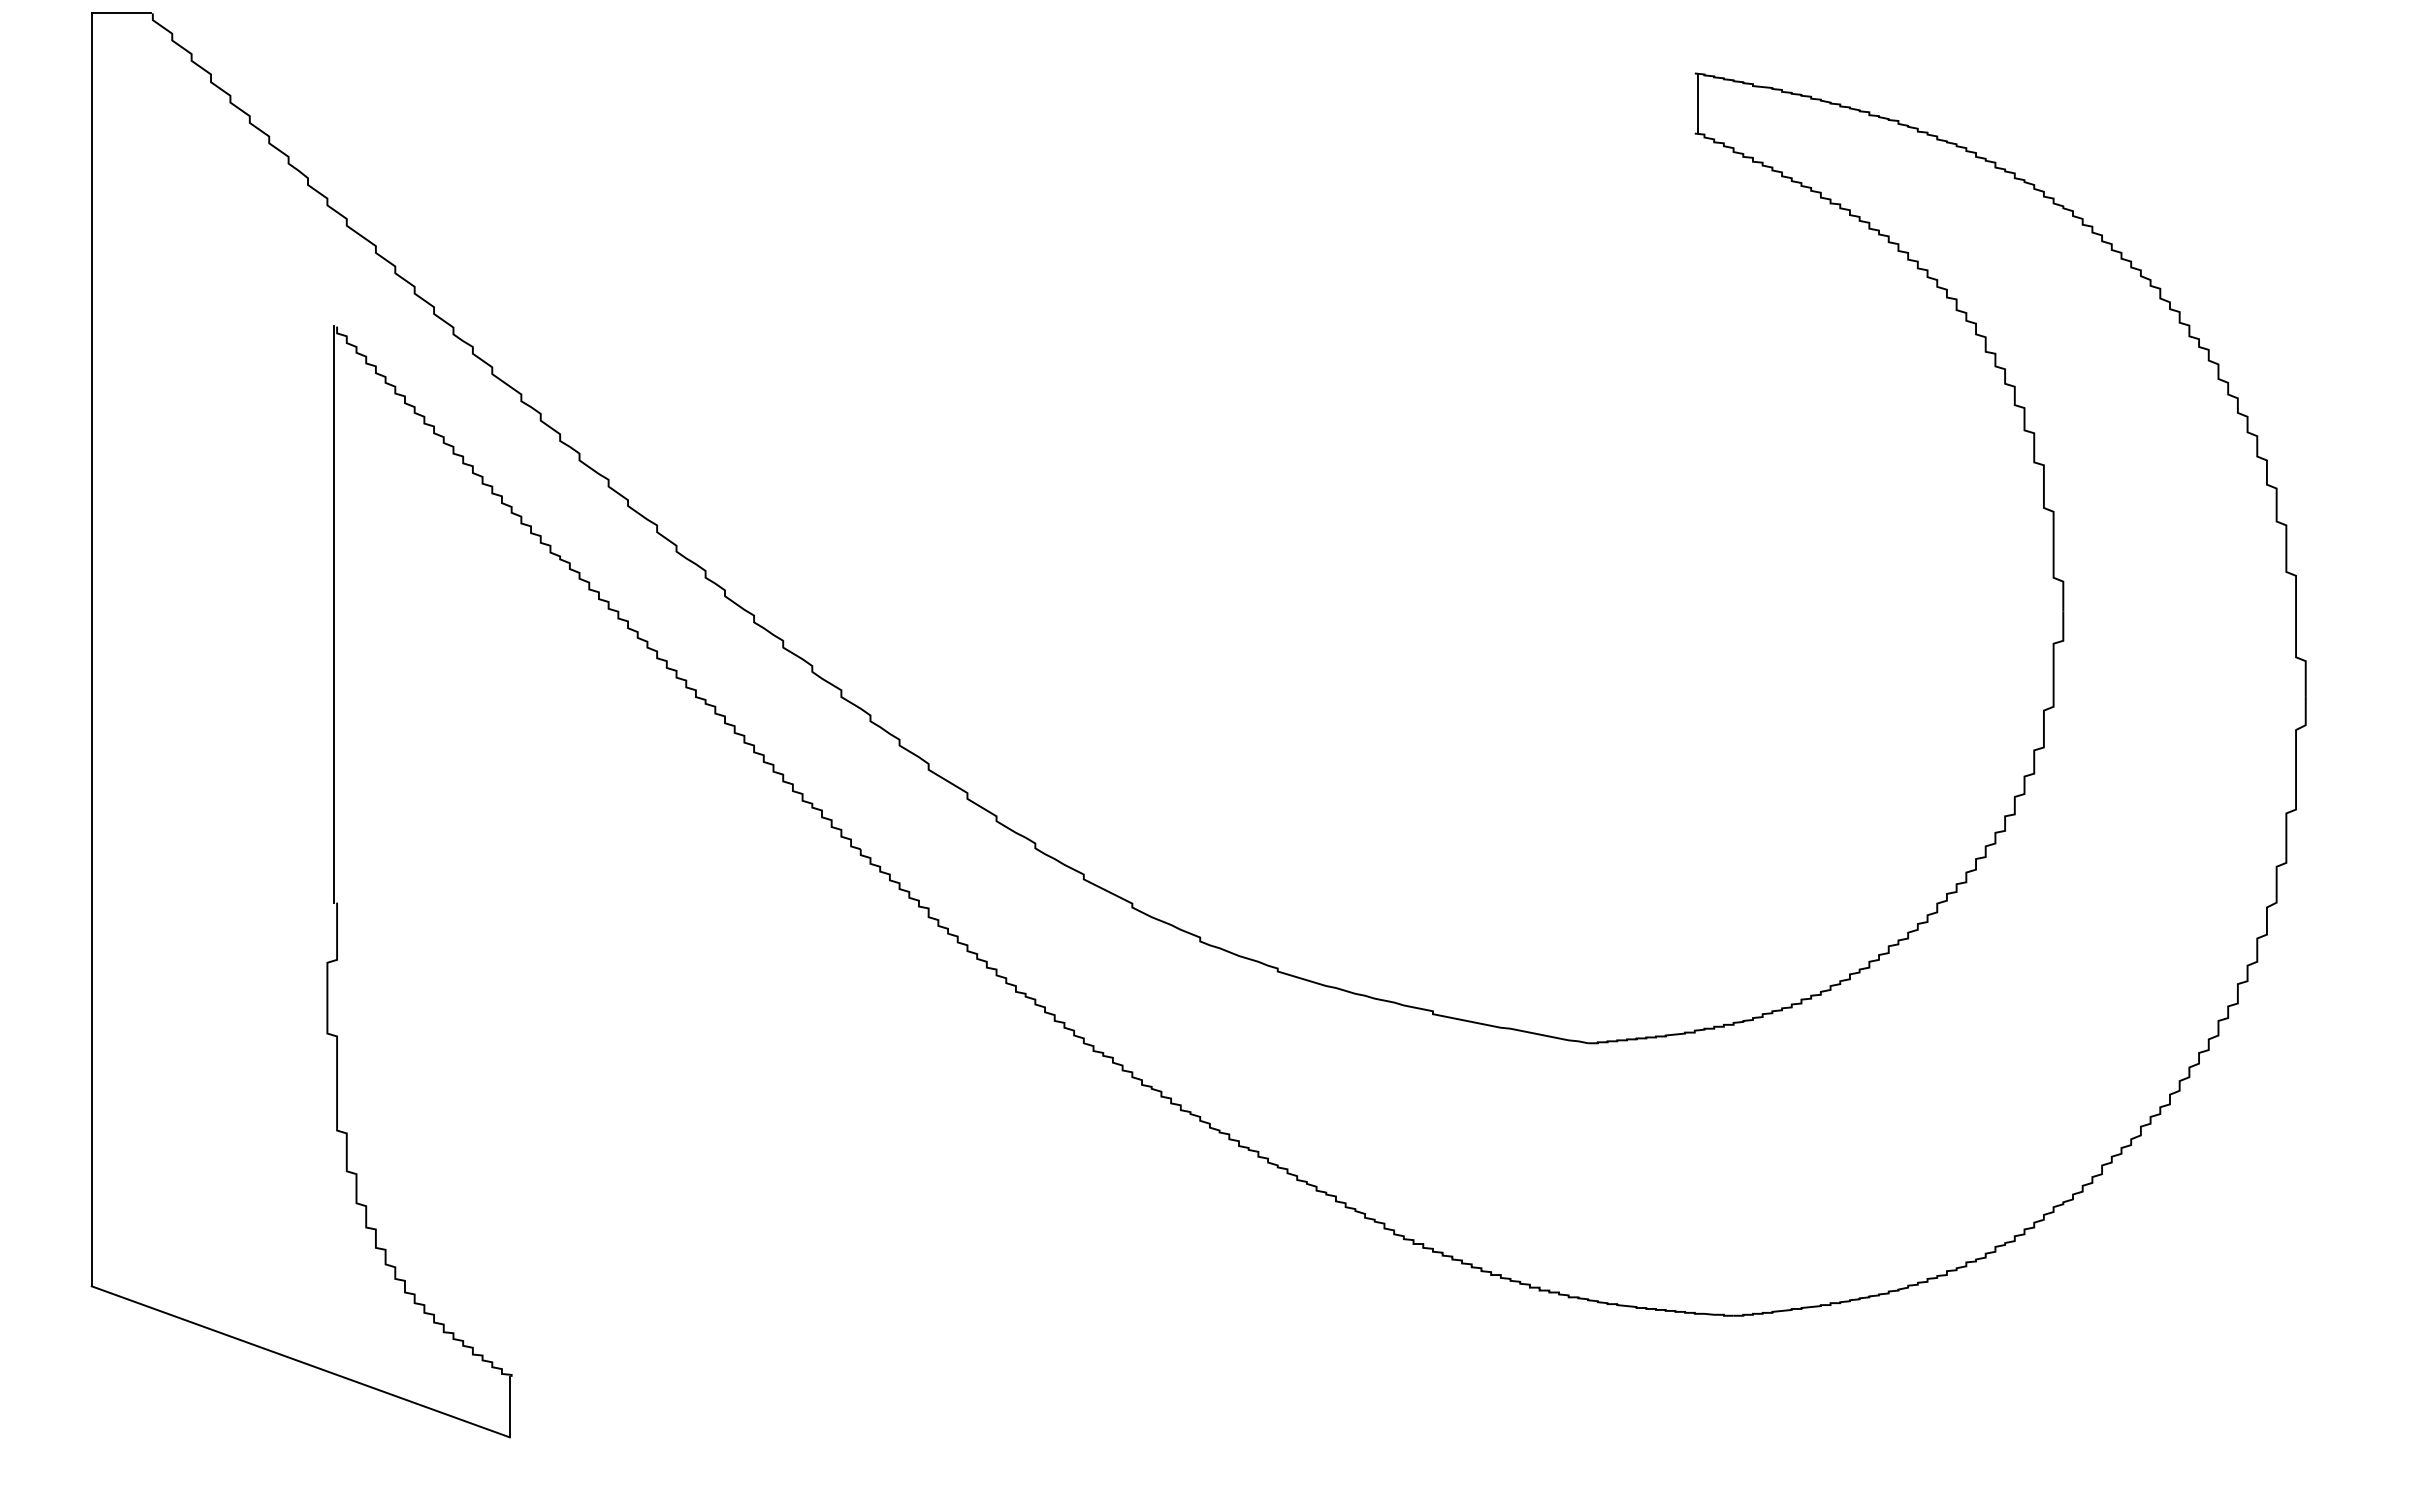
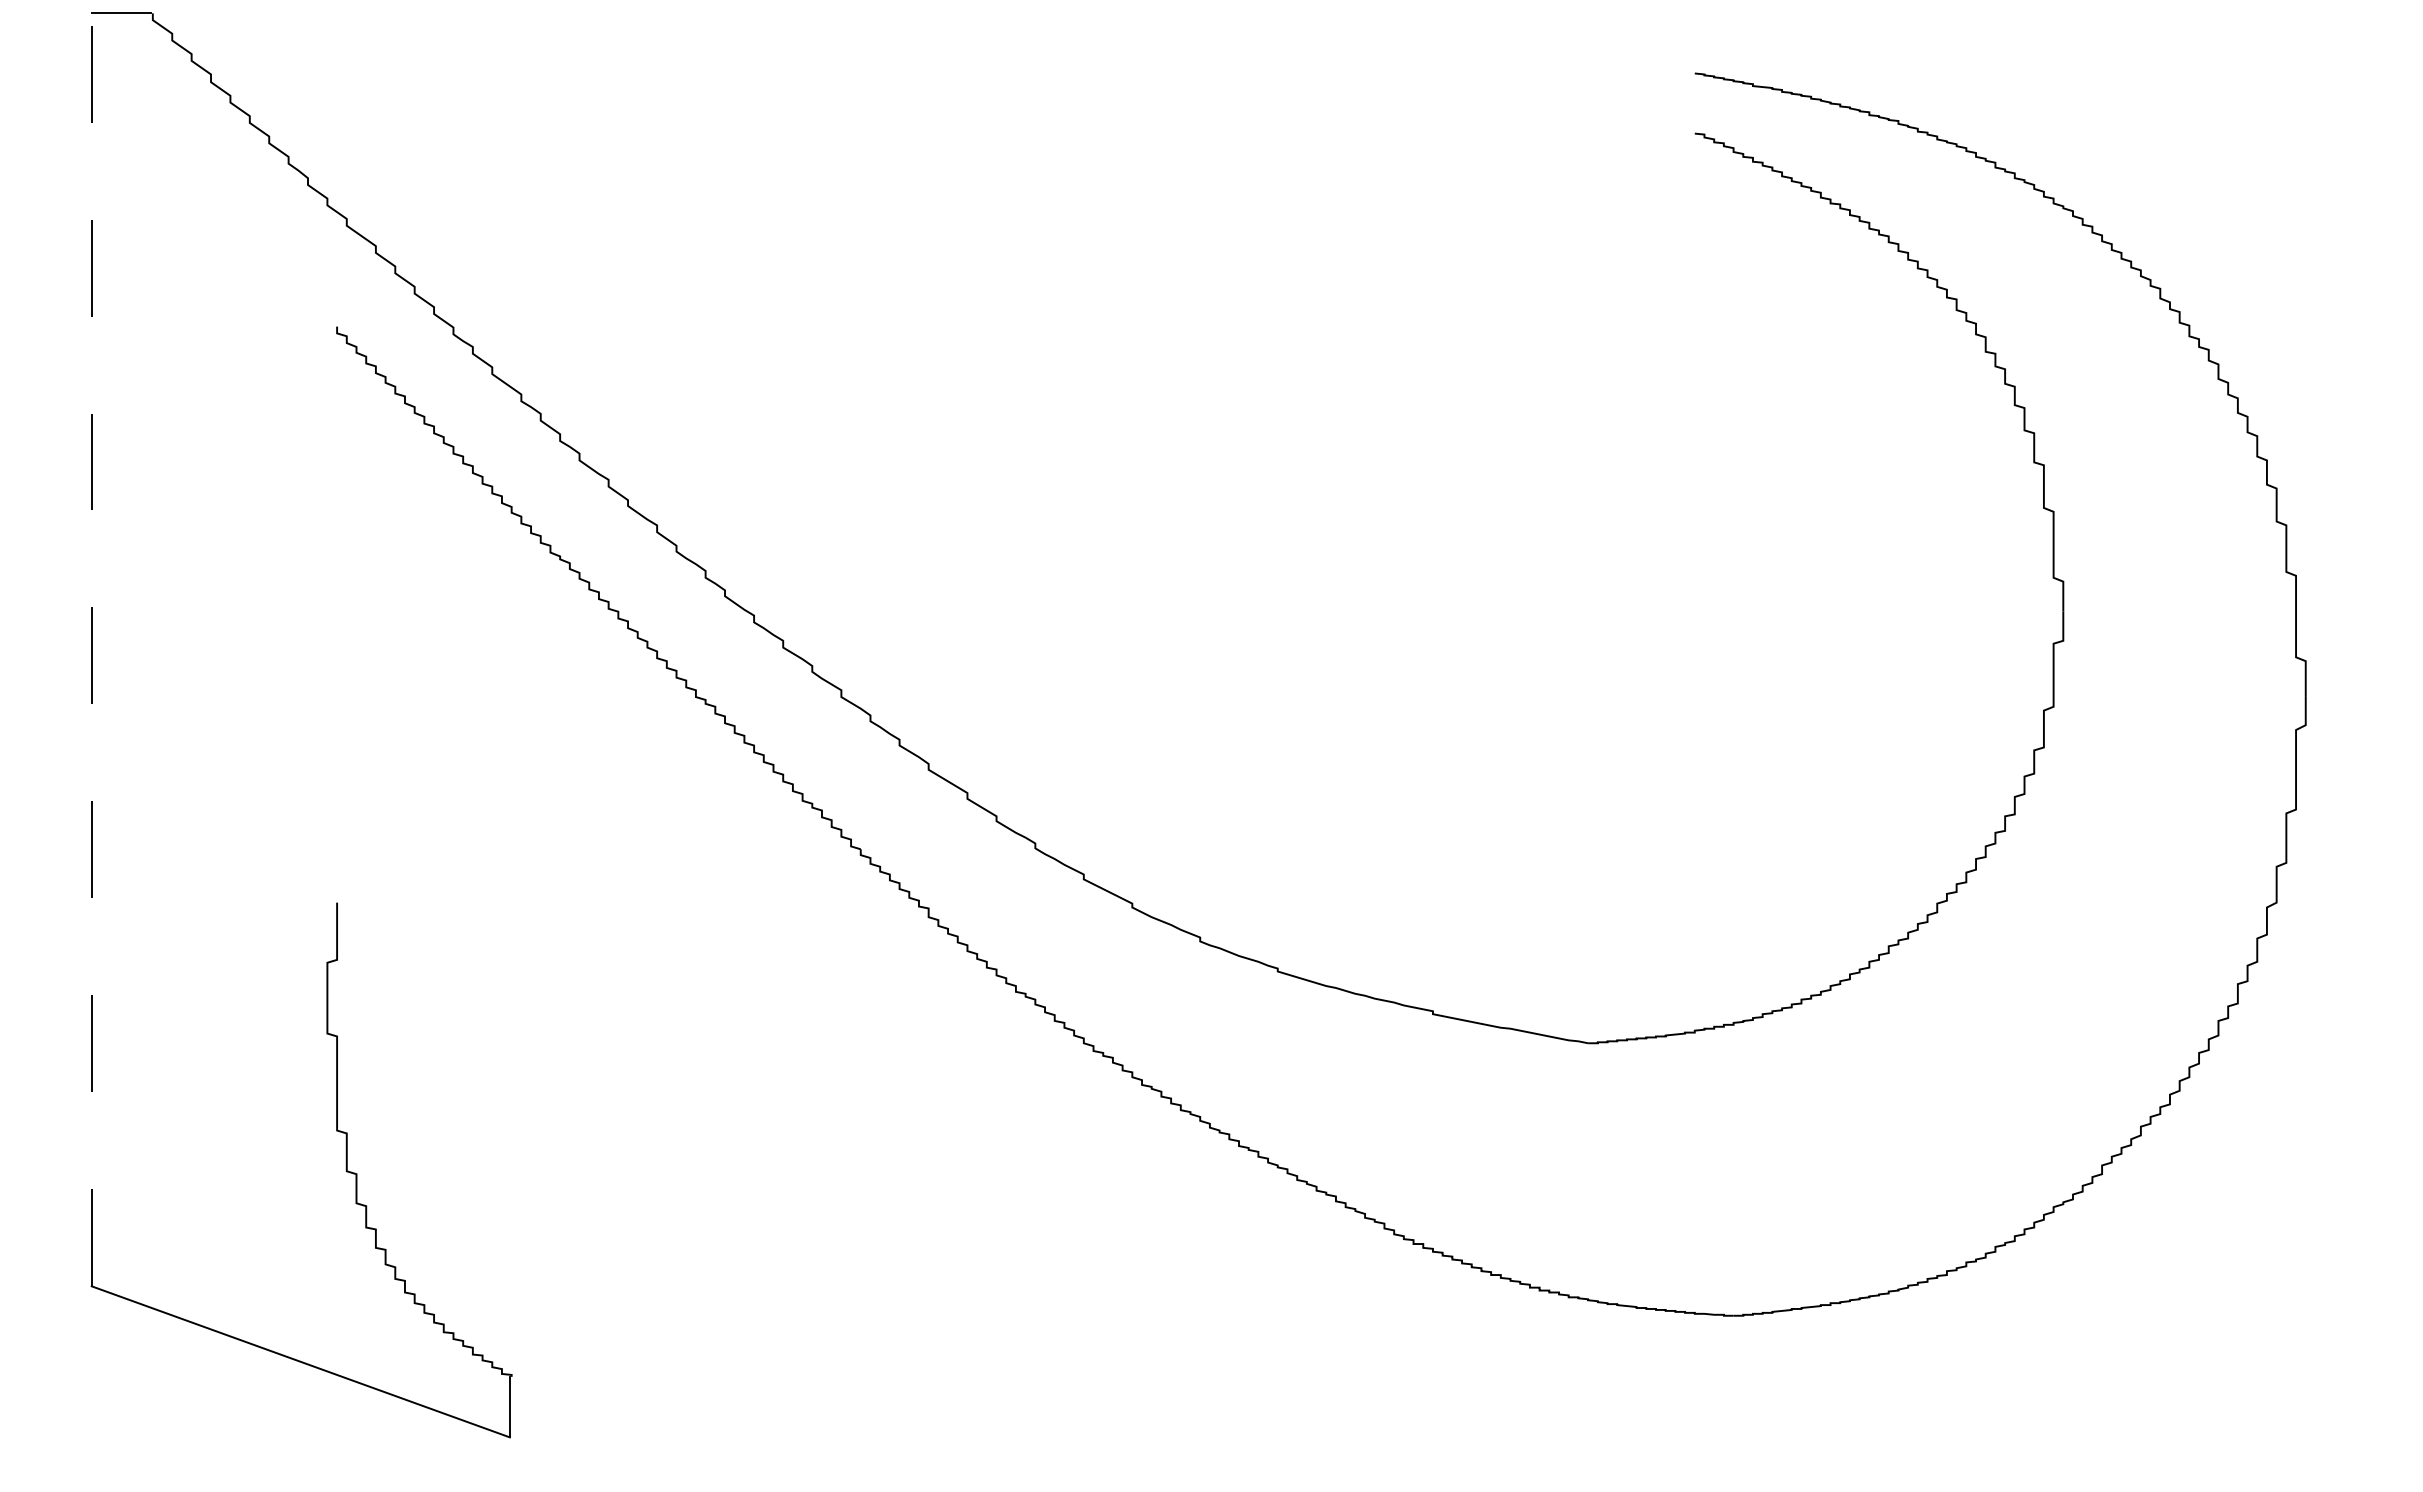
line: present -> none (1697, 103)
line: present -> none (334, 614)
line: solid -> dashed (91, 649)
